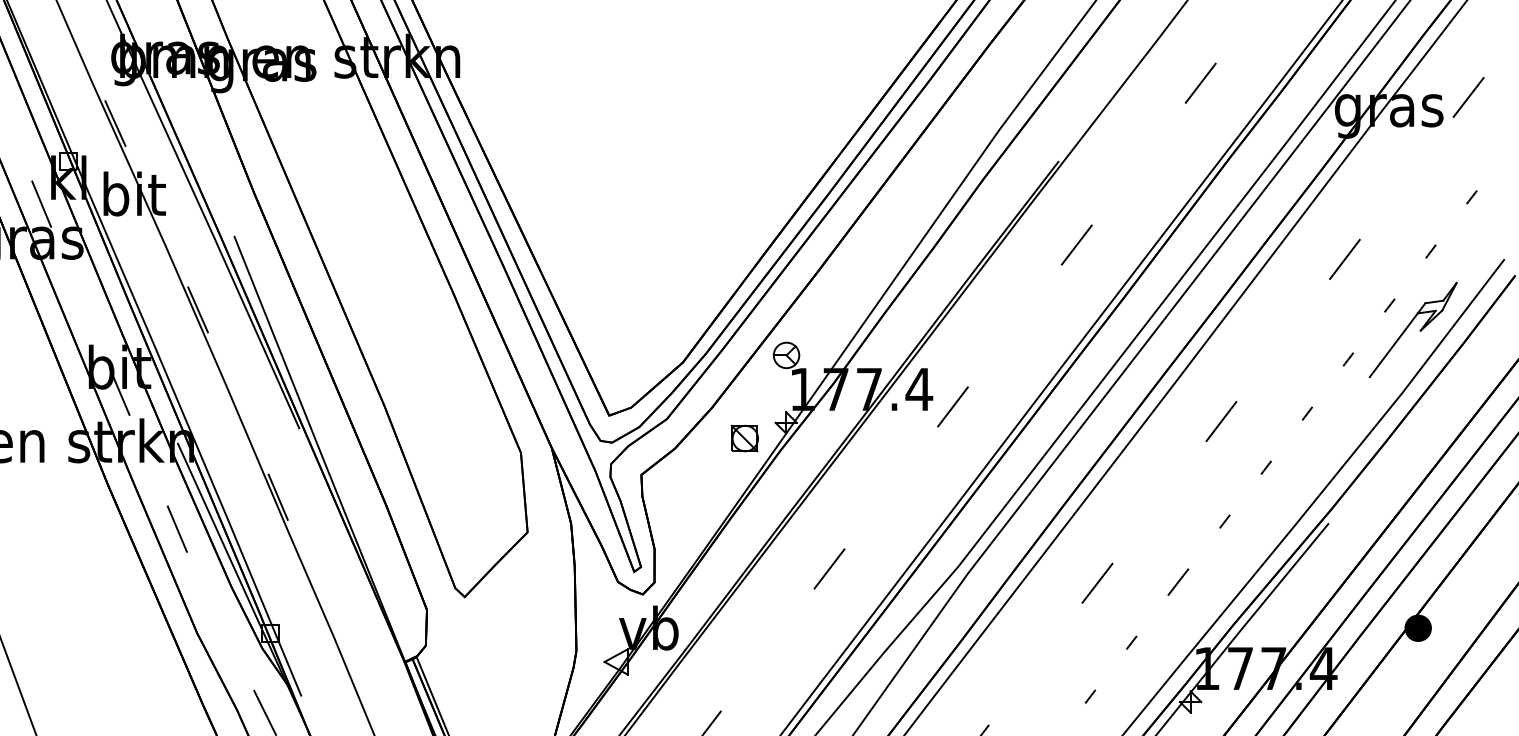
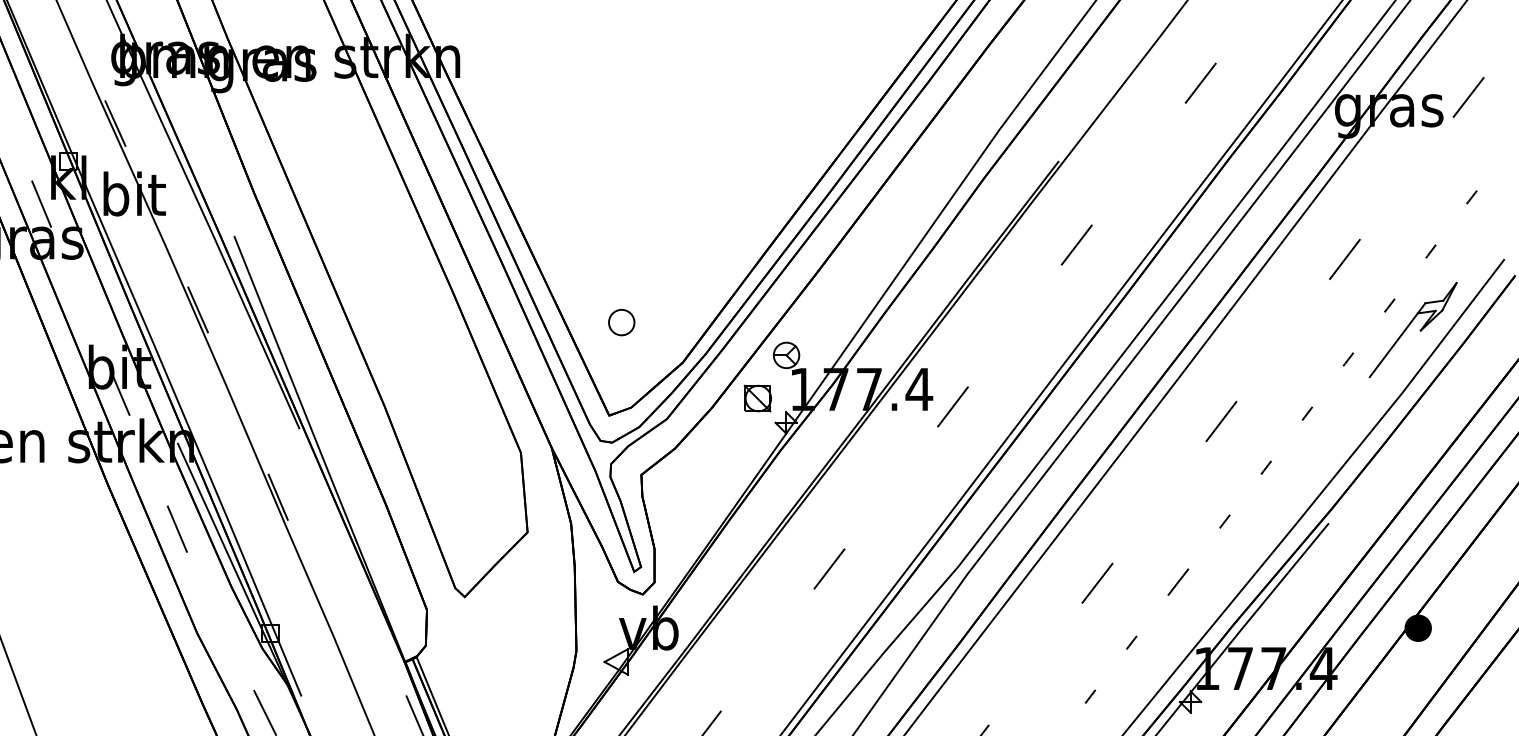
part: none -> present (621, 322)
part position: (744, 438) -> (757, 398) (757, 398)
line: none -> present (414, 713)
